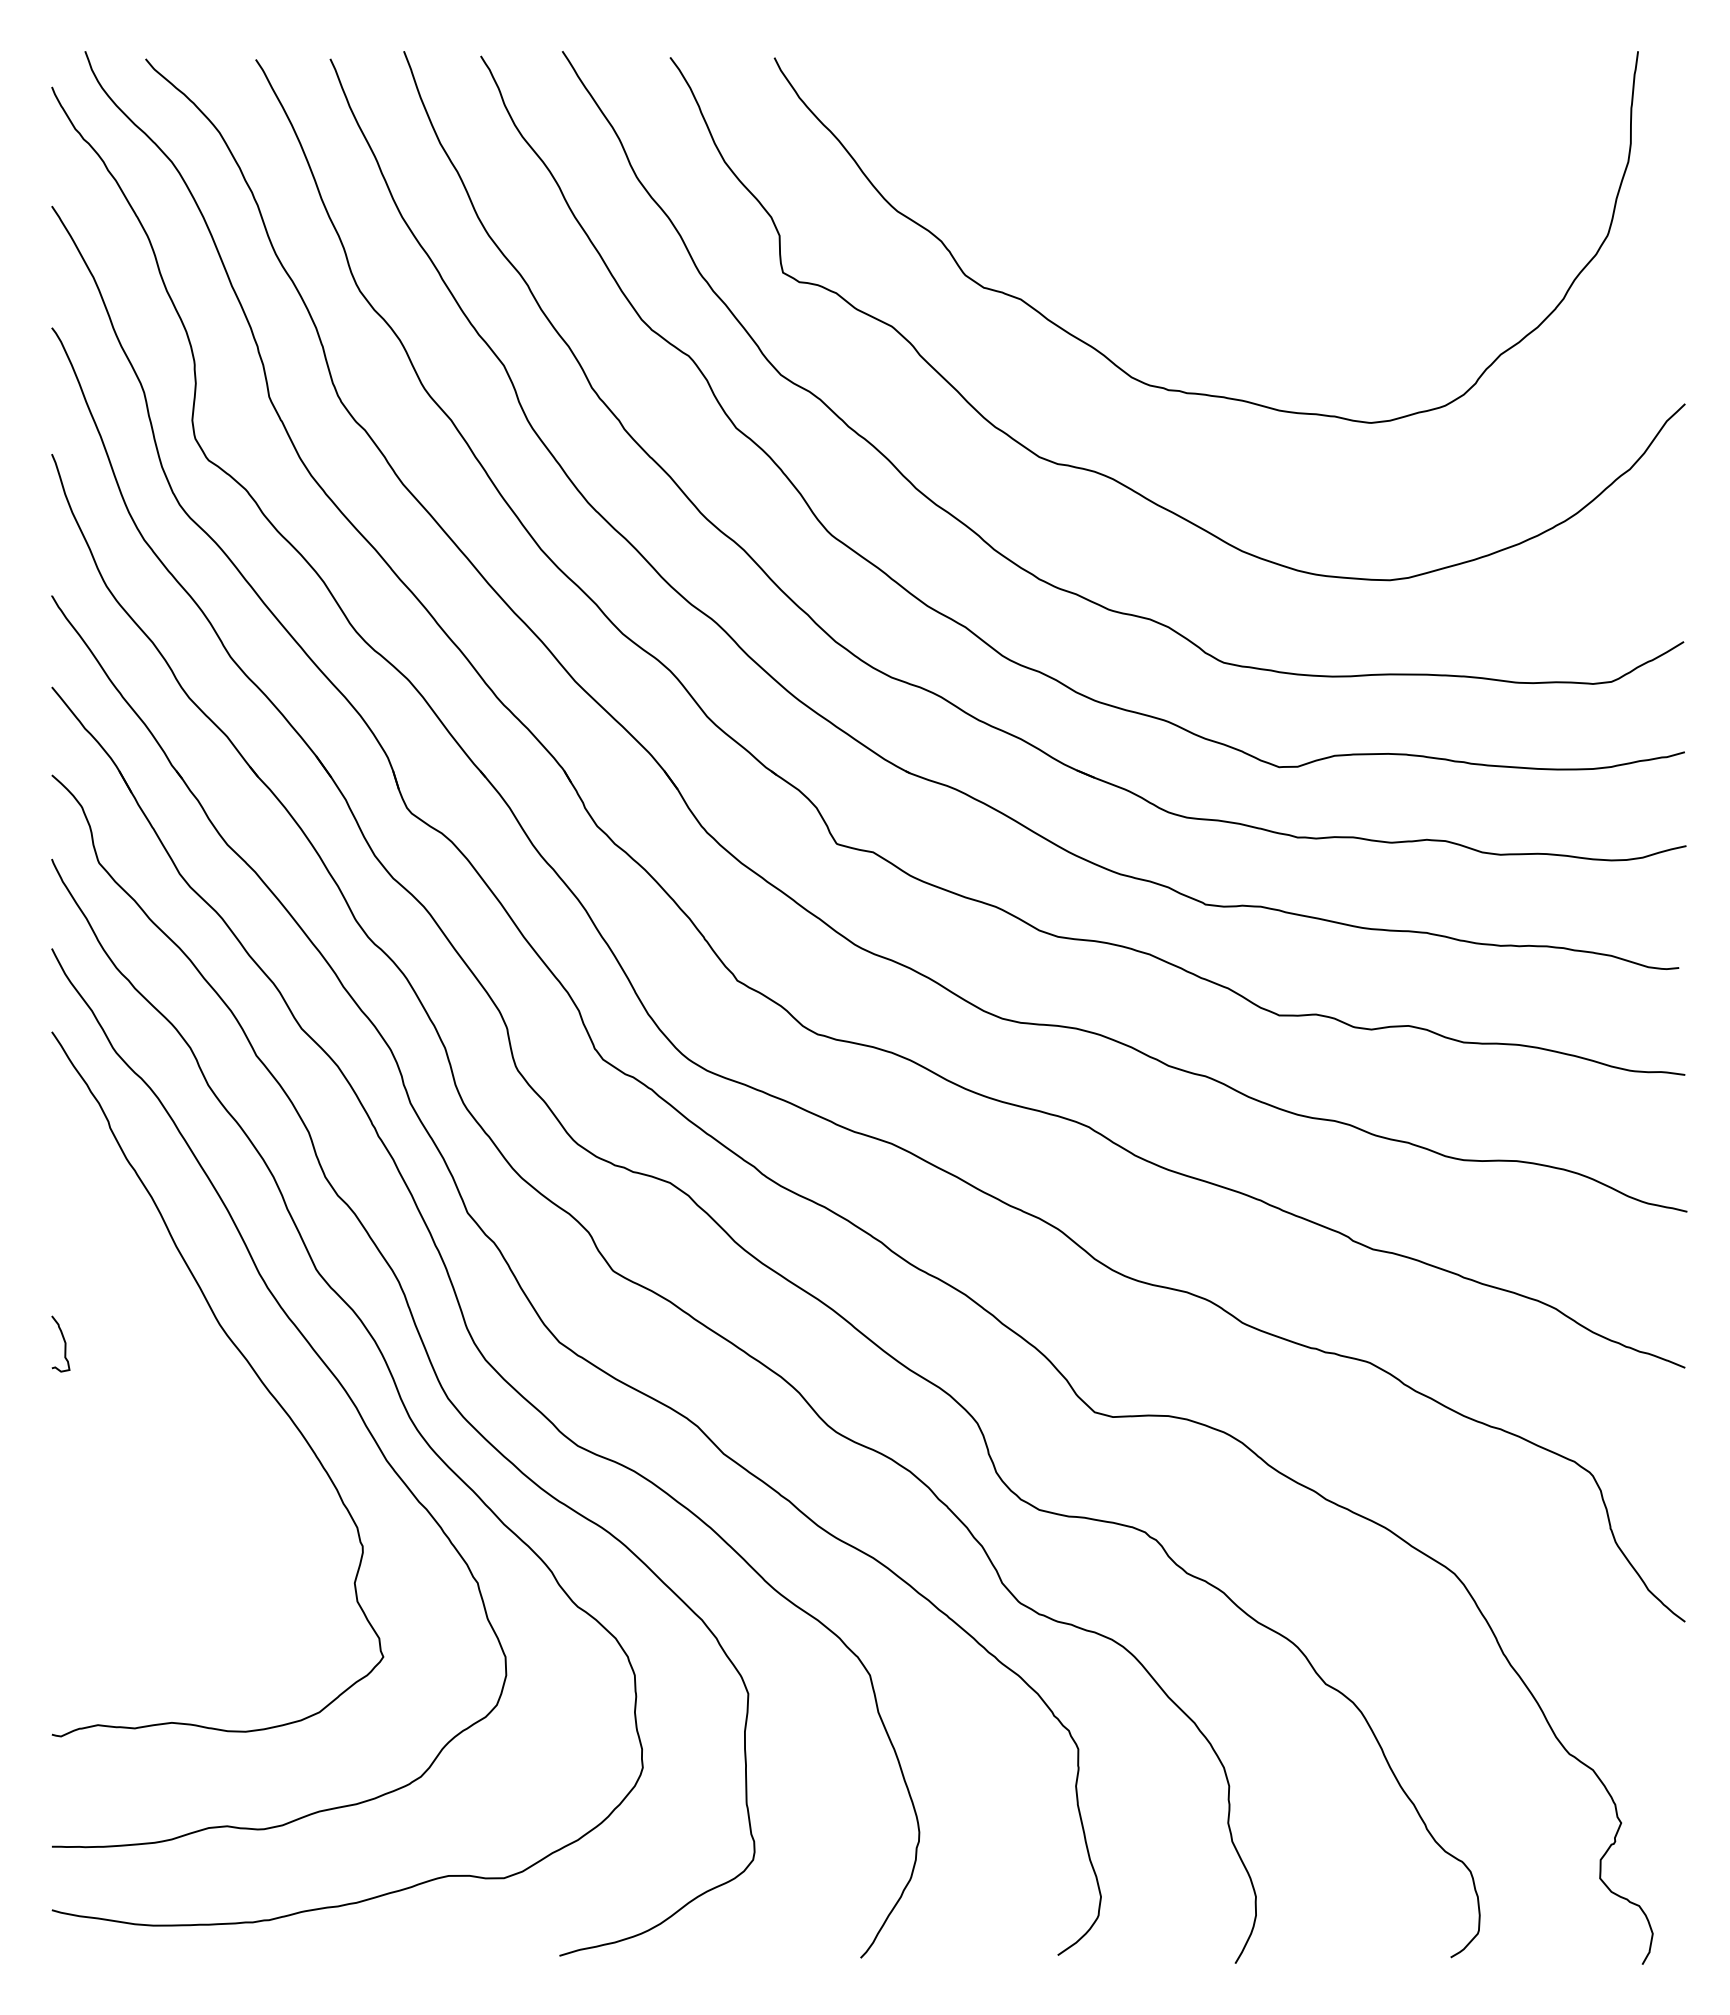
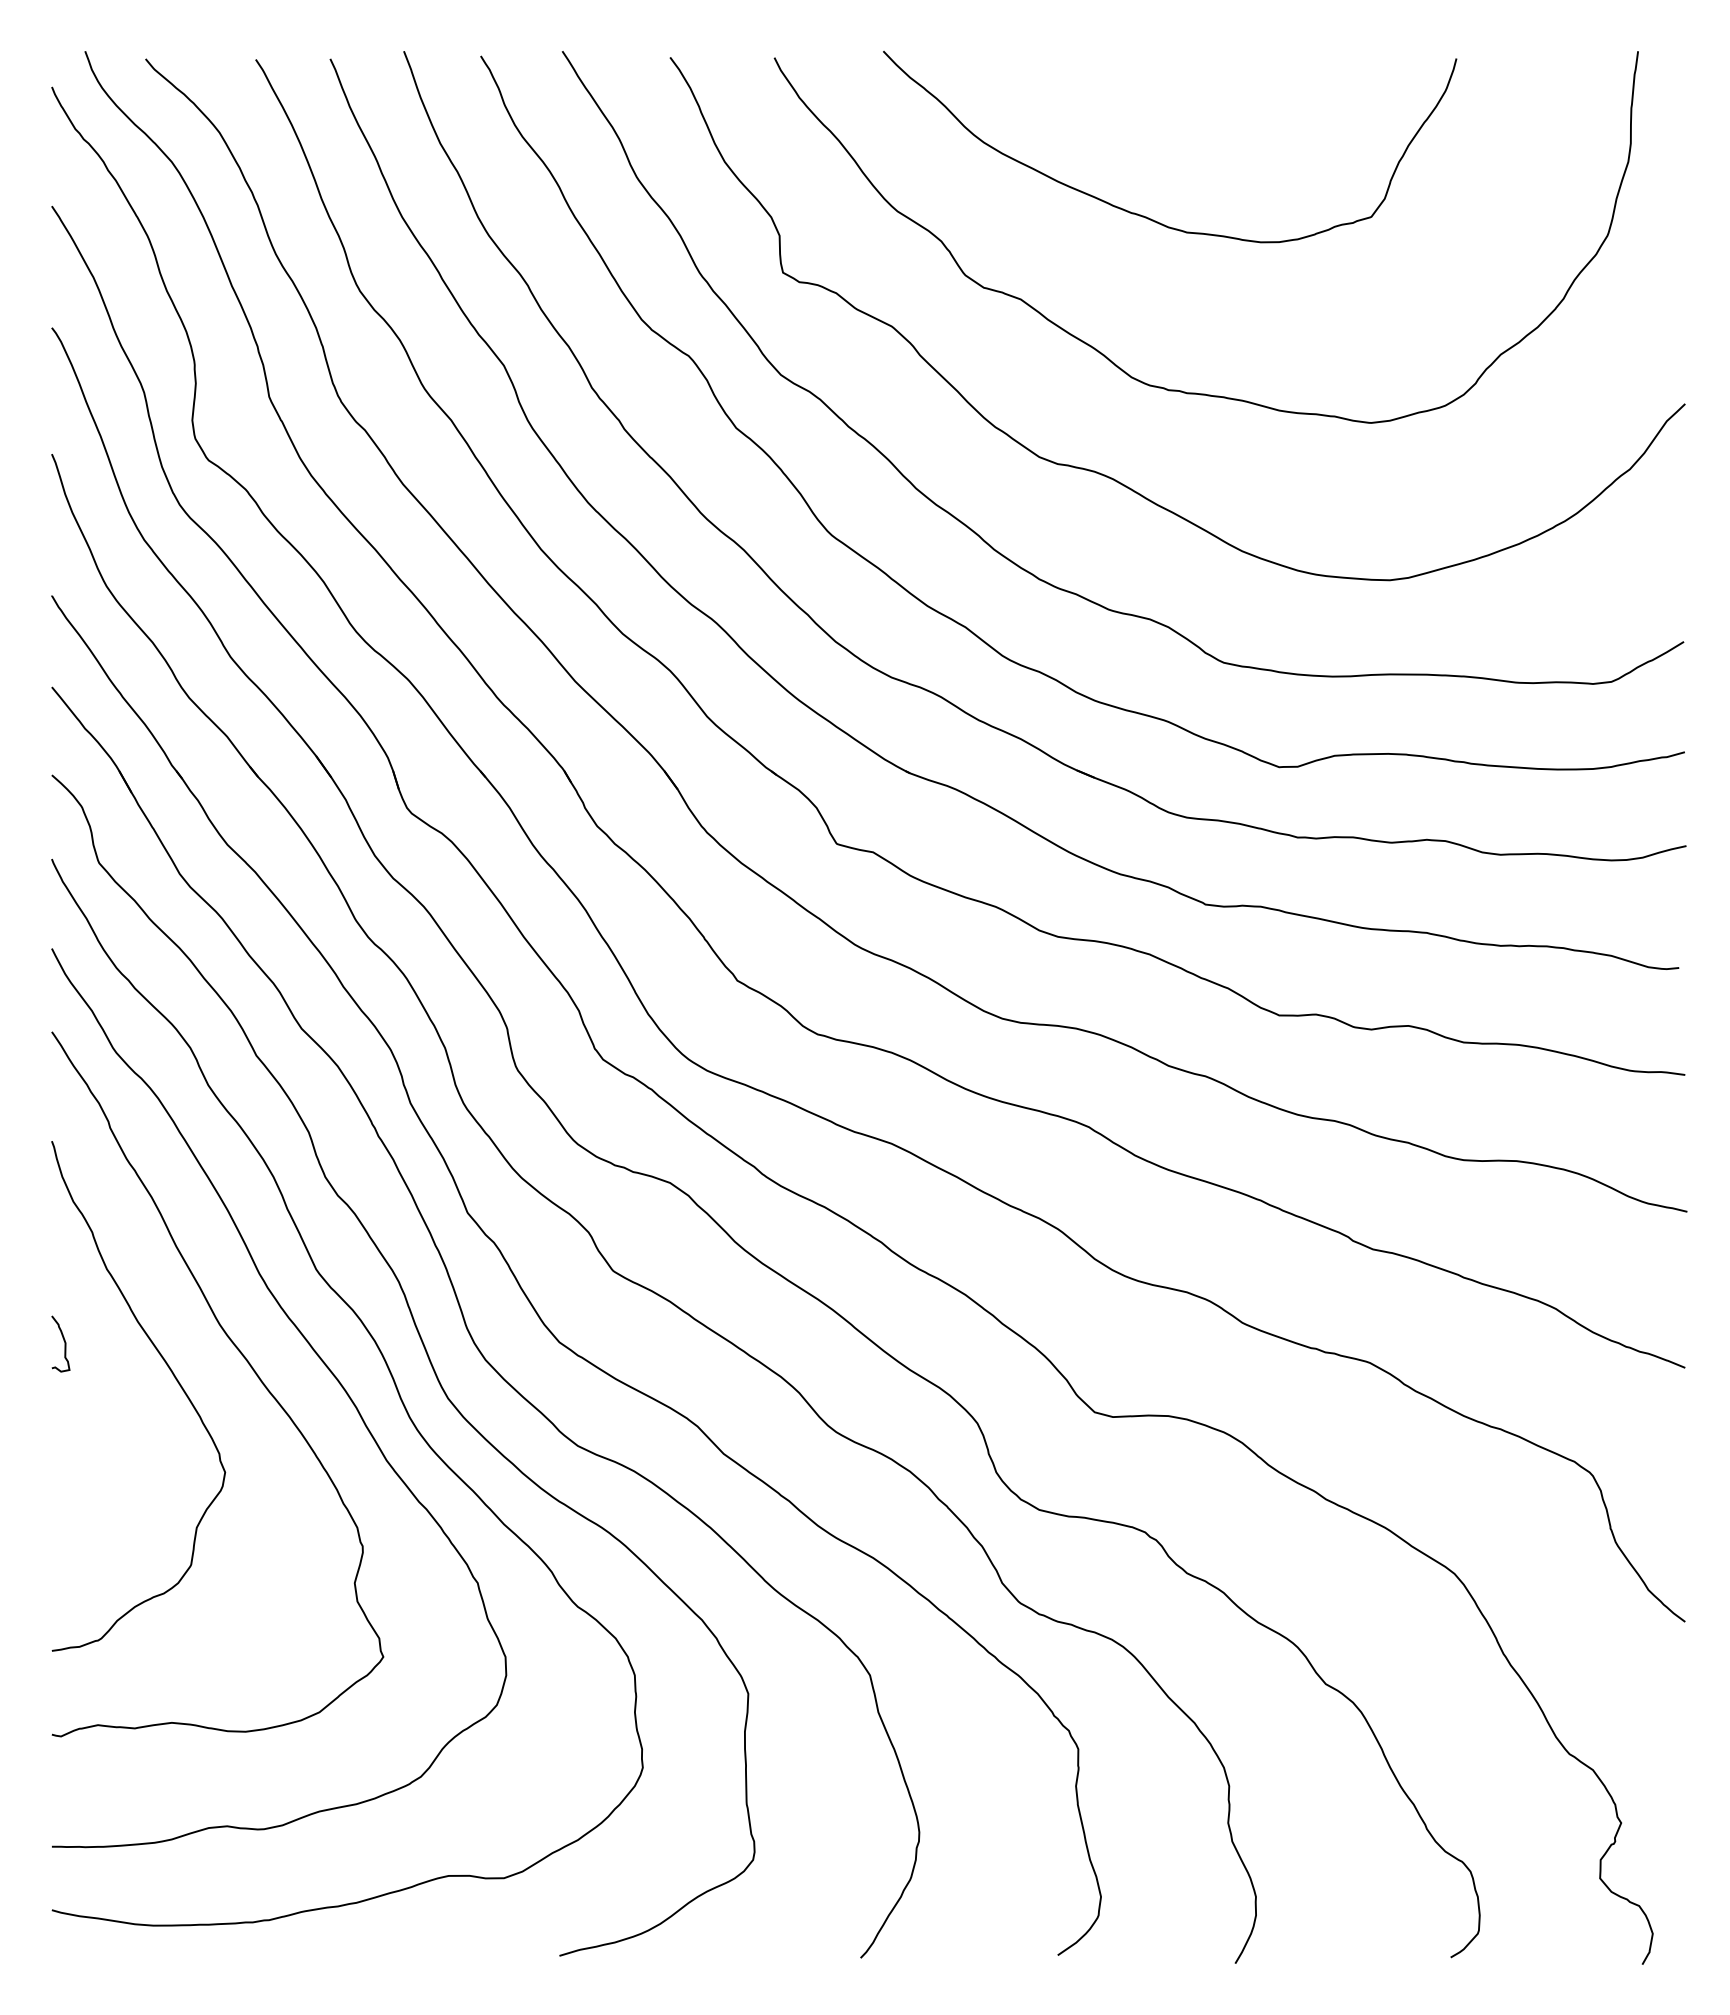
curve: none -> present (1146, 216)
curve: none -> present (173, 1376)
